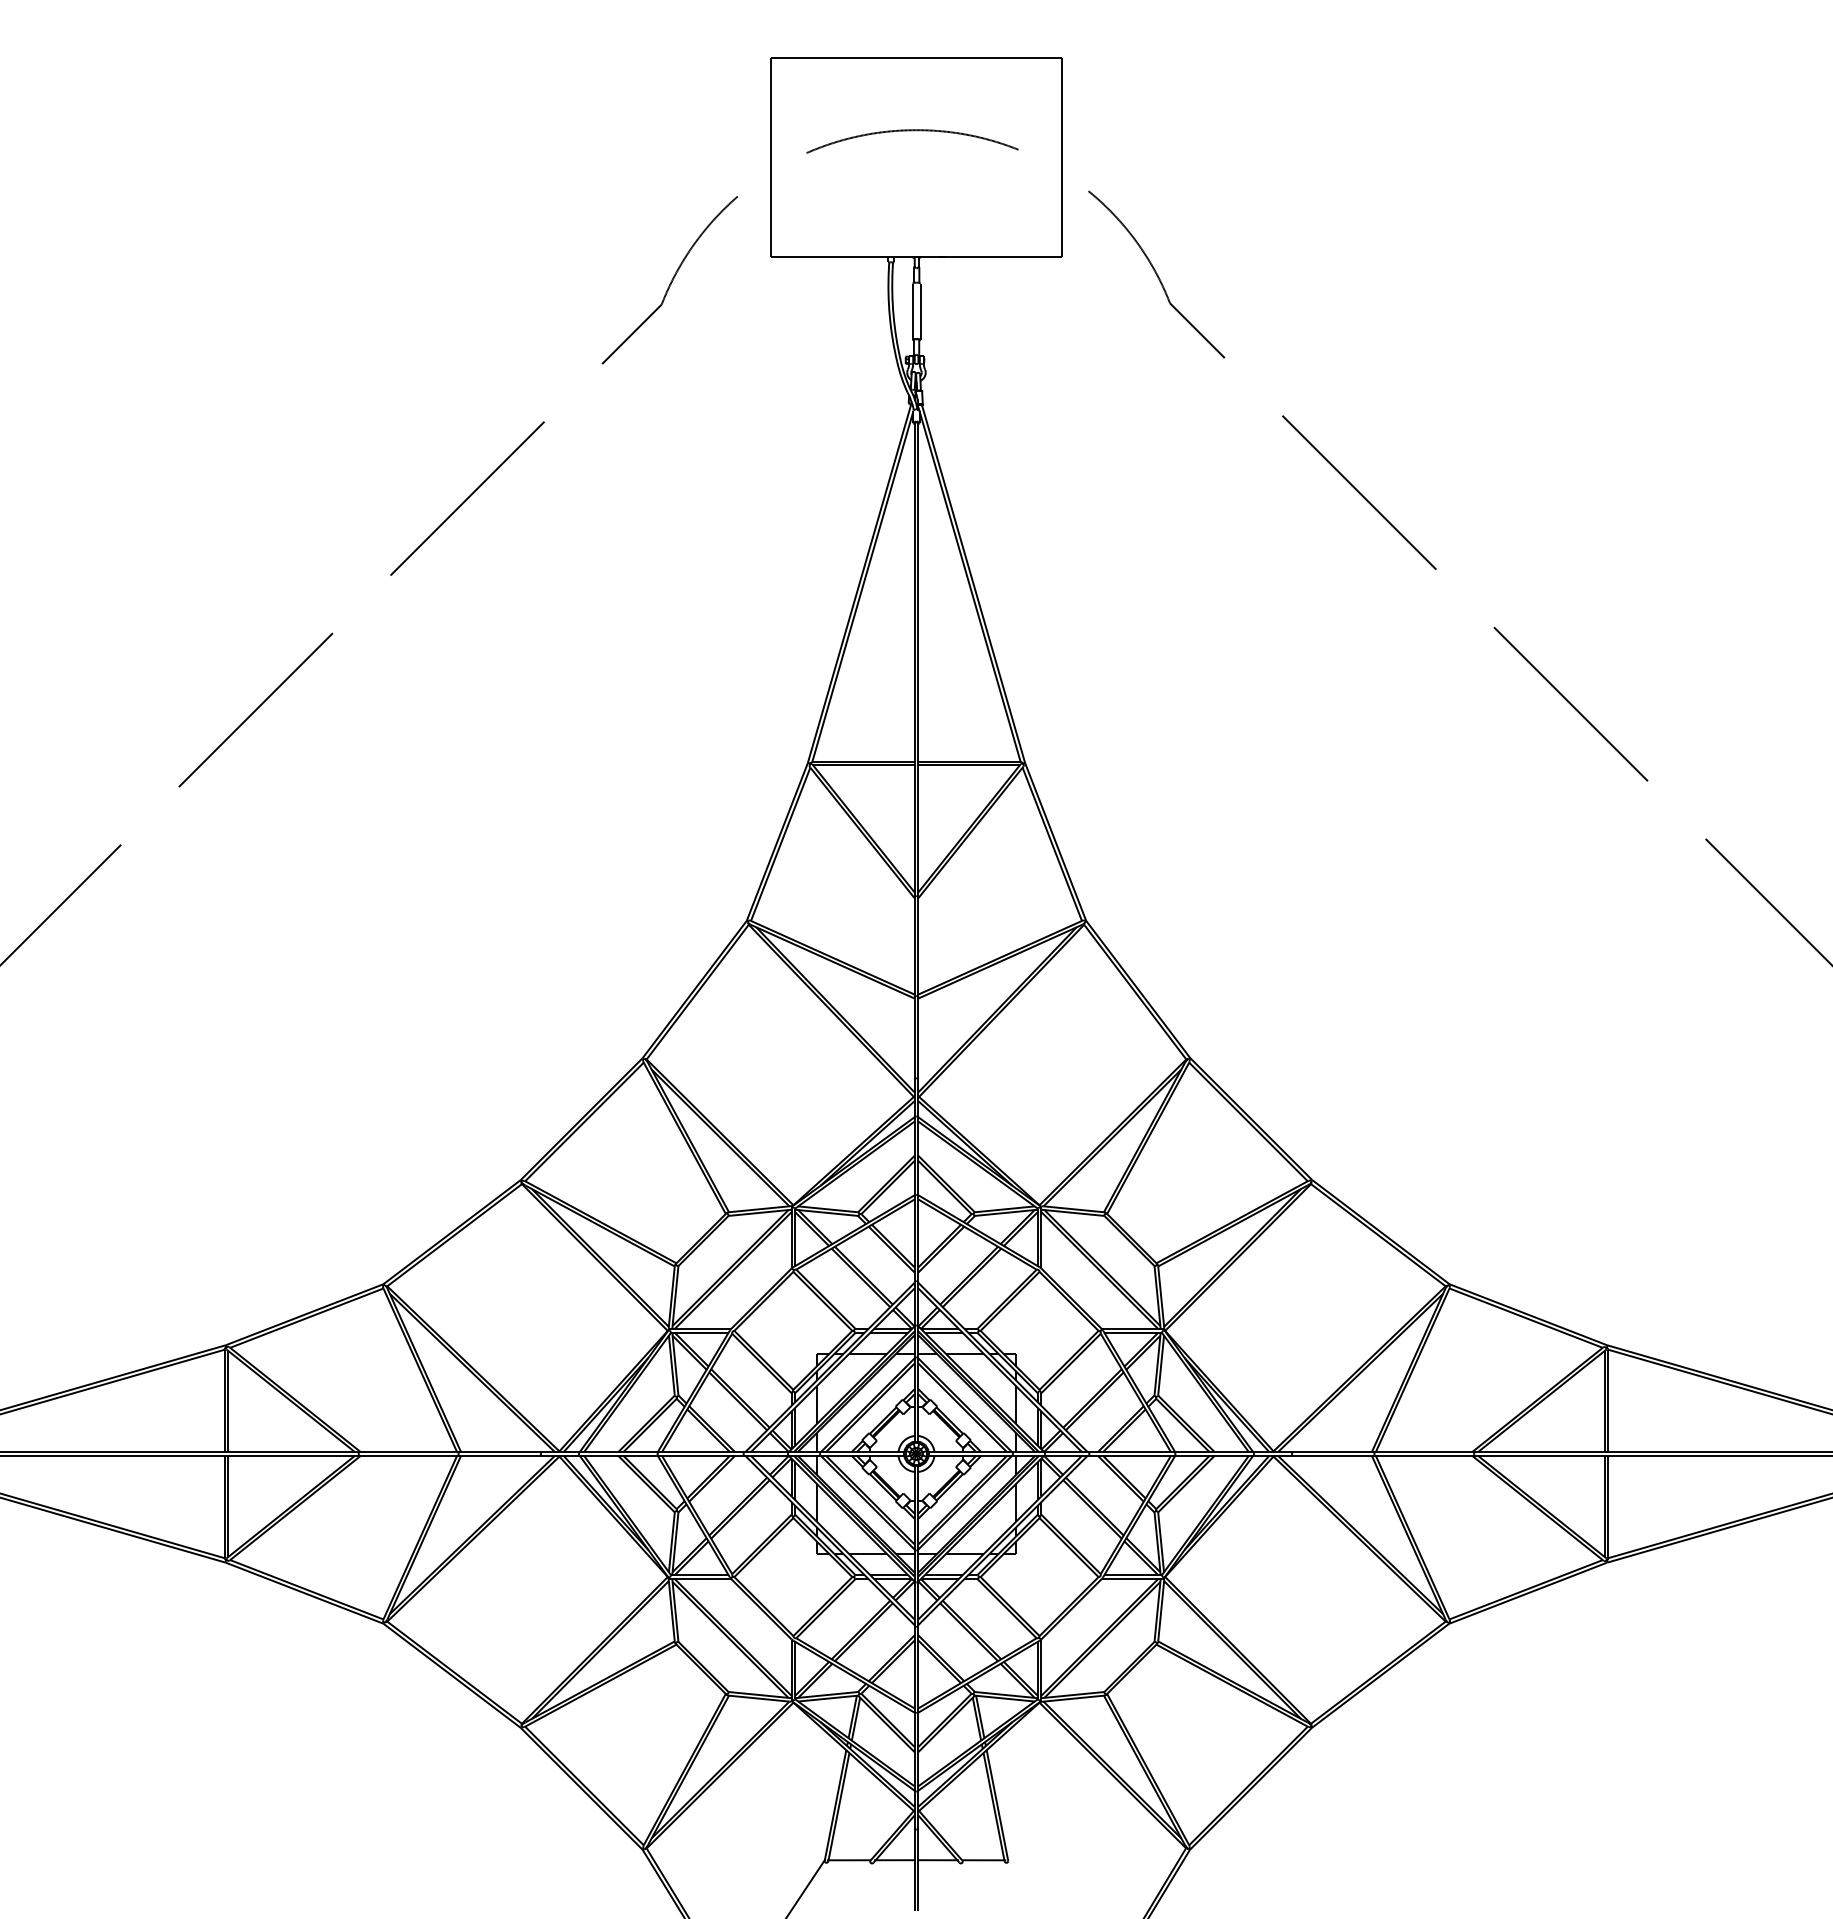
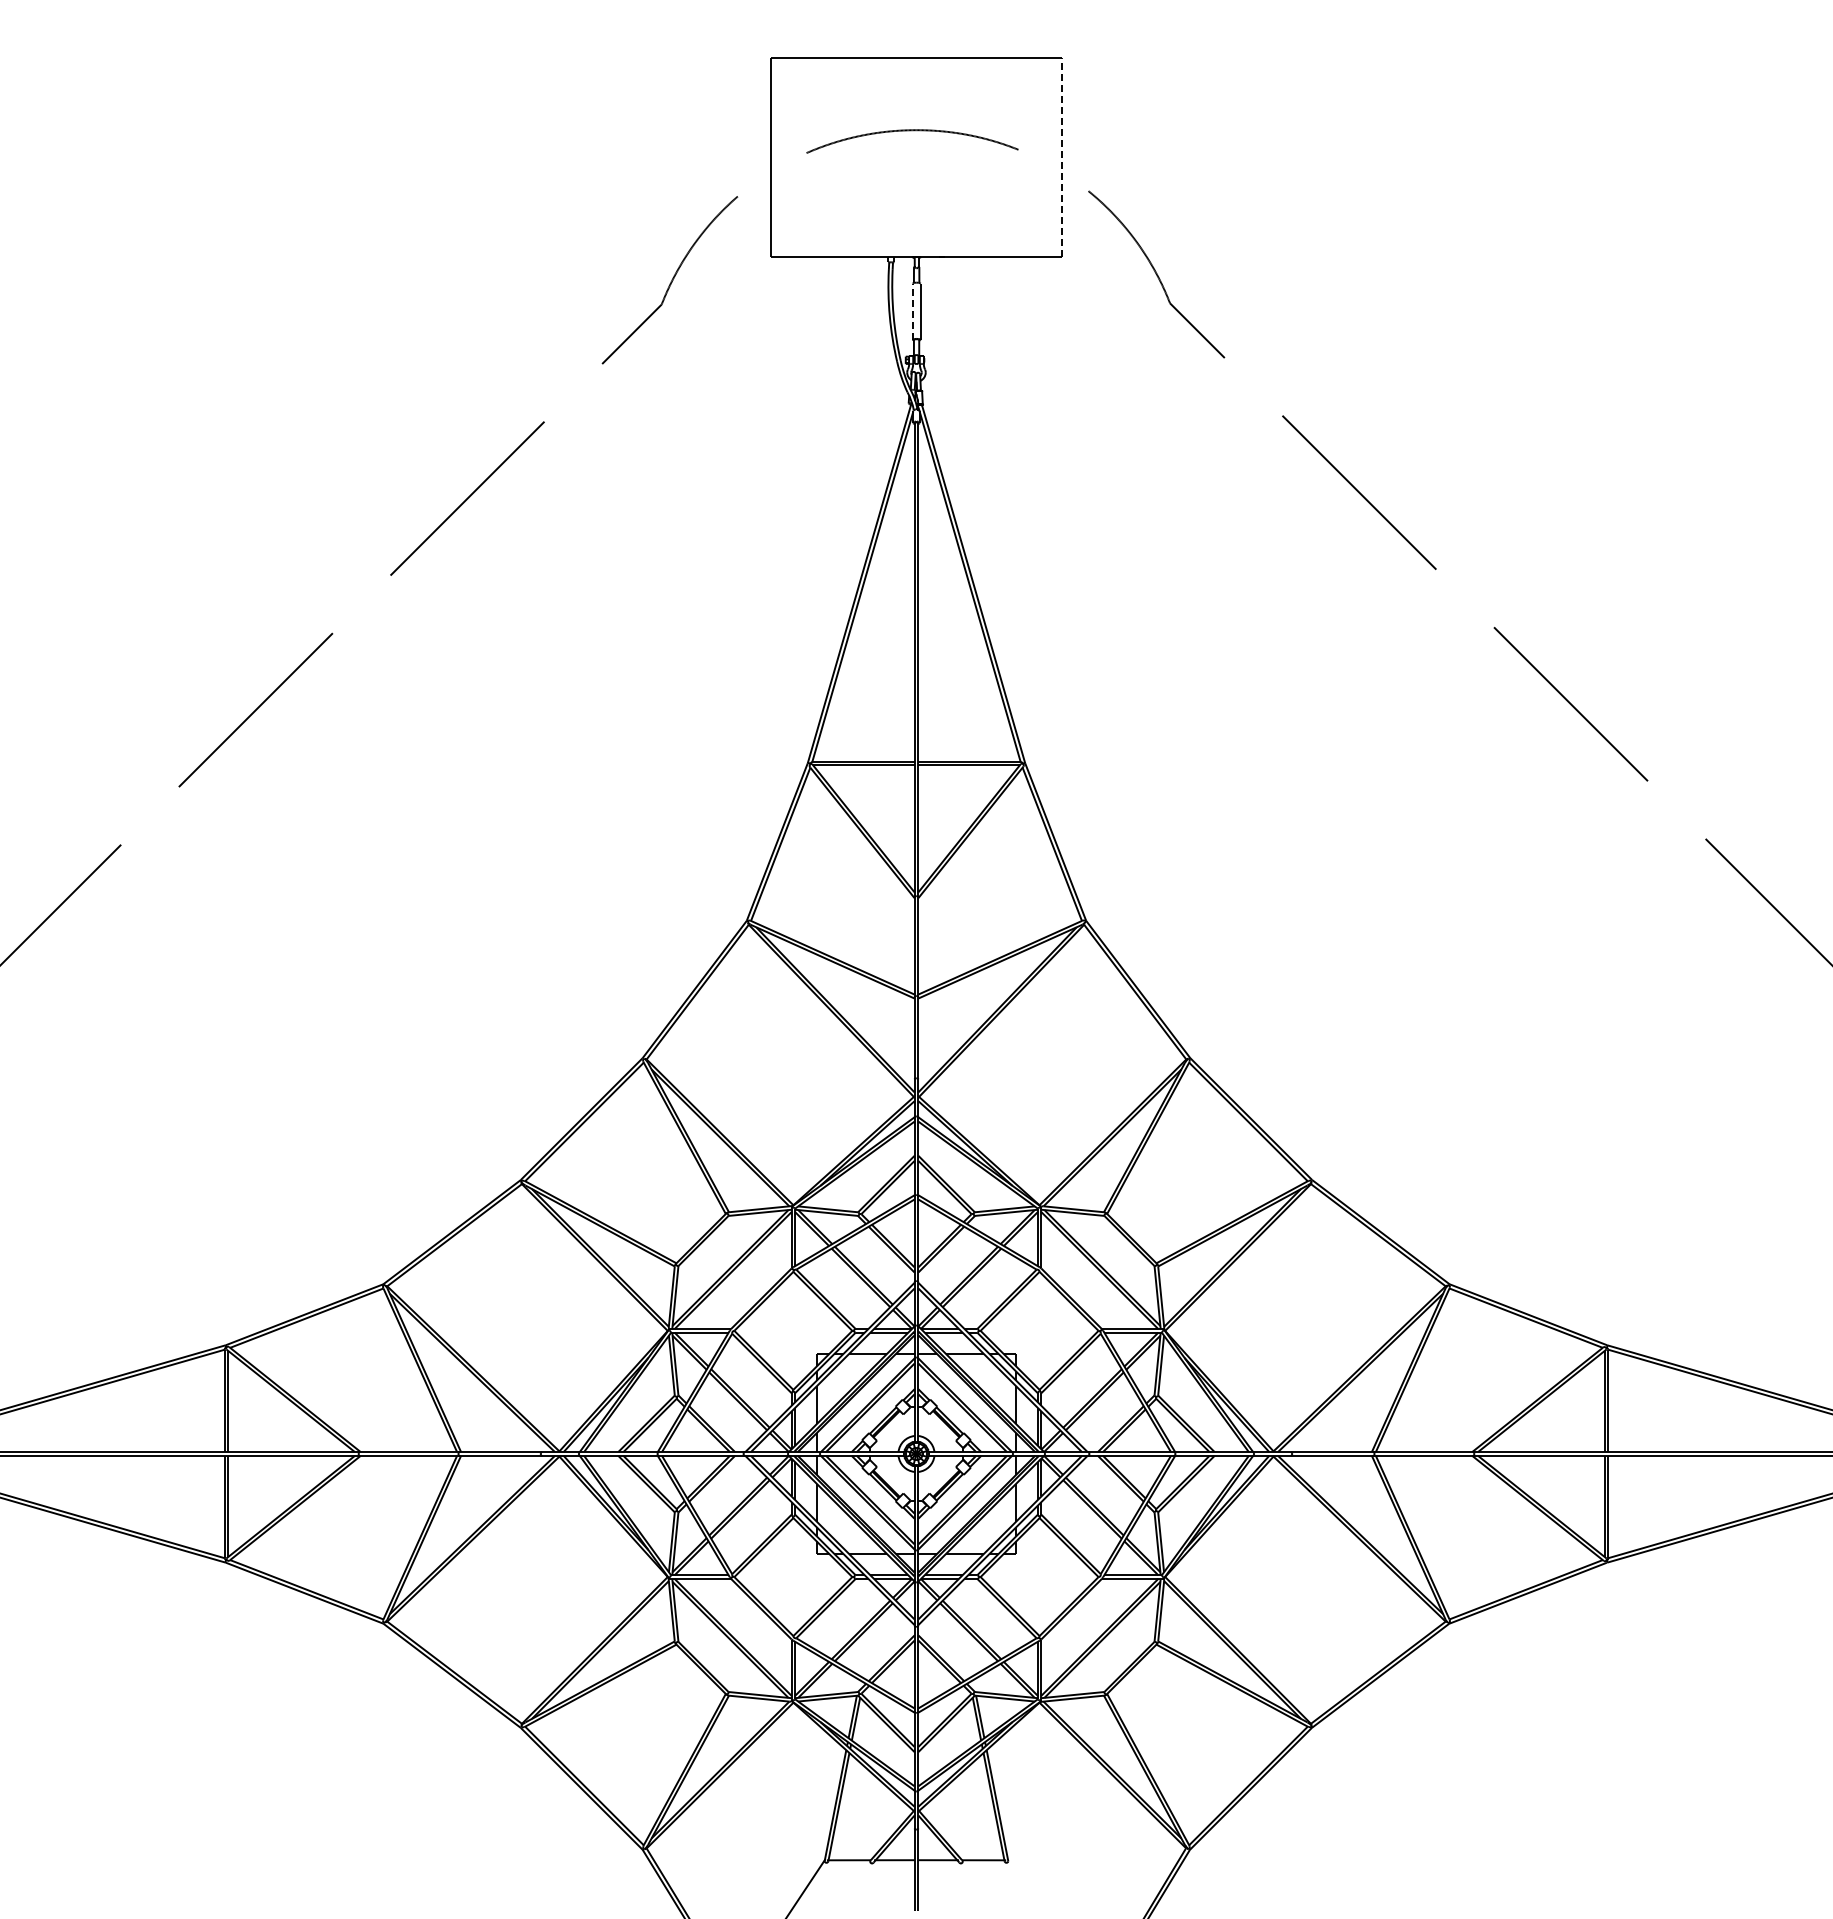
line: solid -> dashed (1061, 157)
line: solid -> dashed (912, 311)
